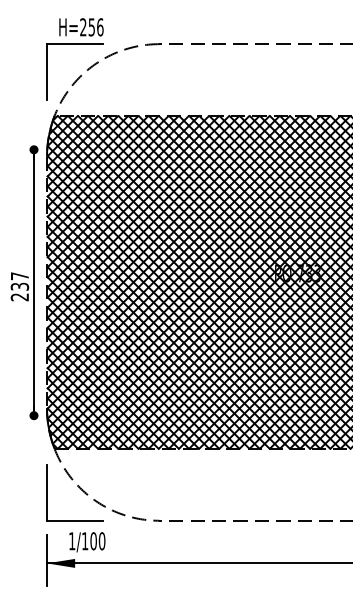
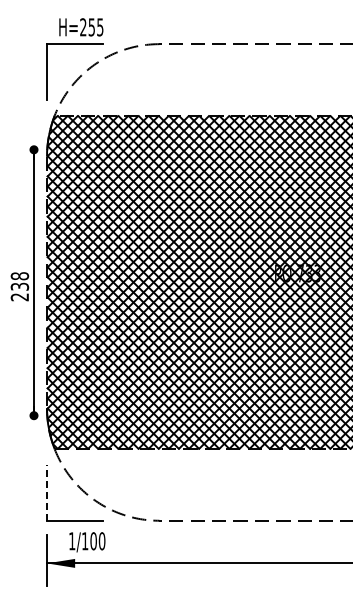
text: H=256 -> H=255 (100, 27)
text: 237 -> 238 (19, 276)
line: solid -> dashed (47, 492)
